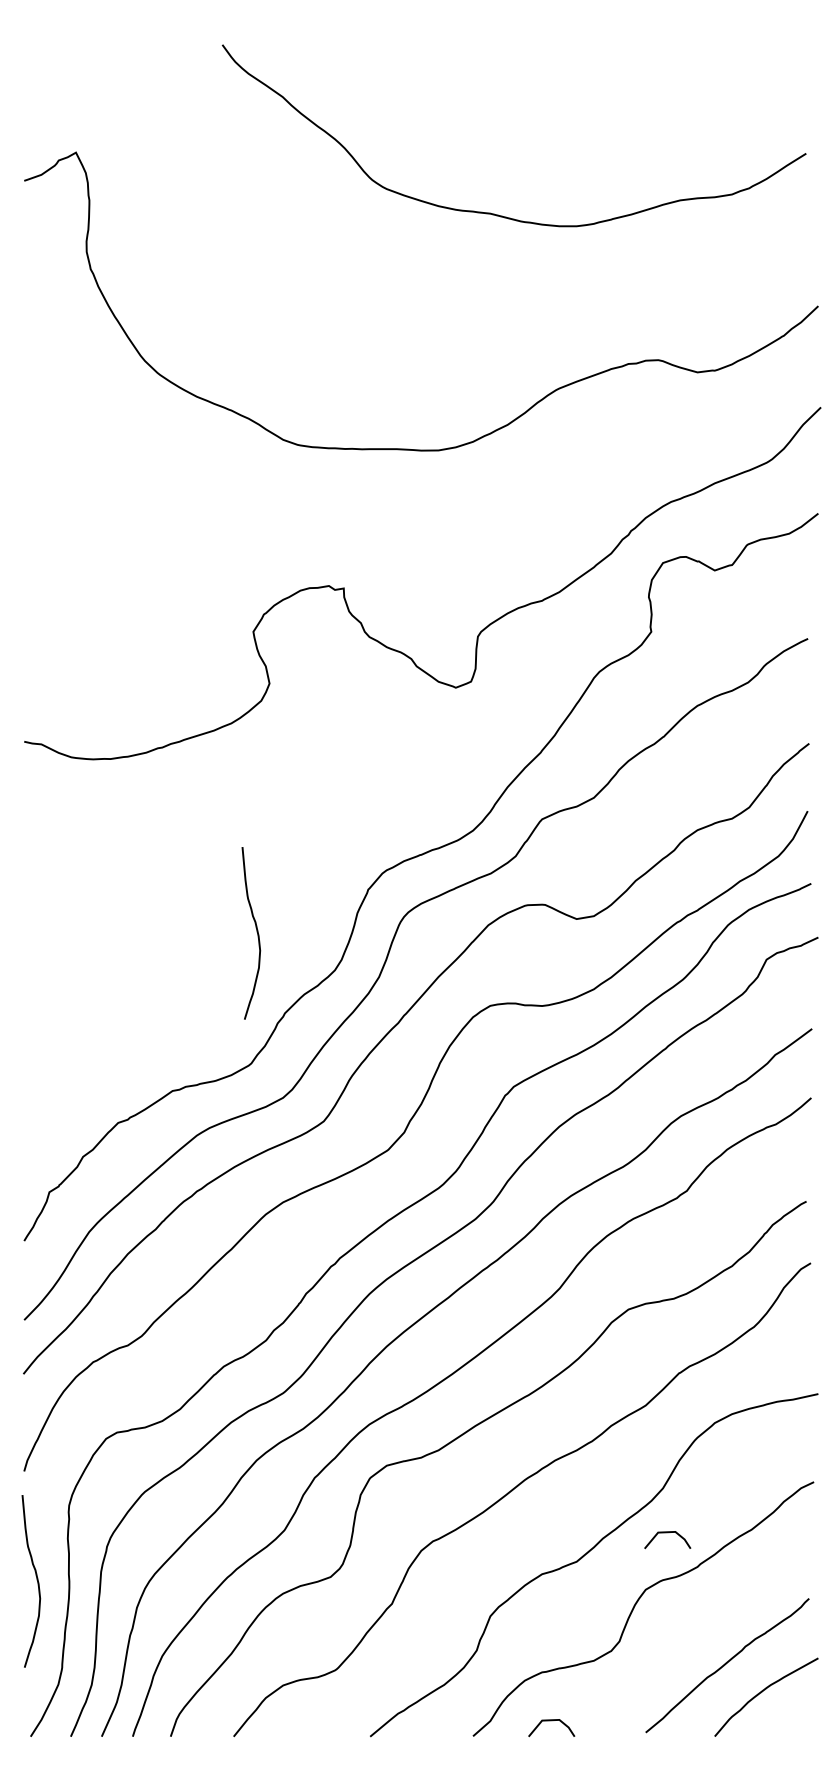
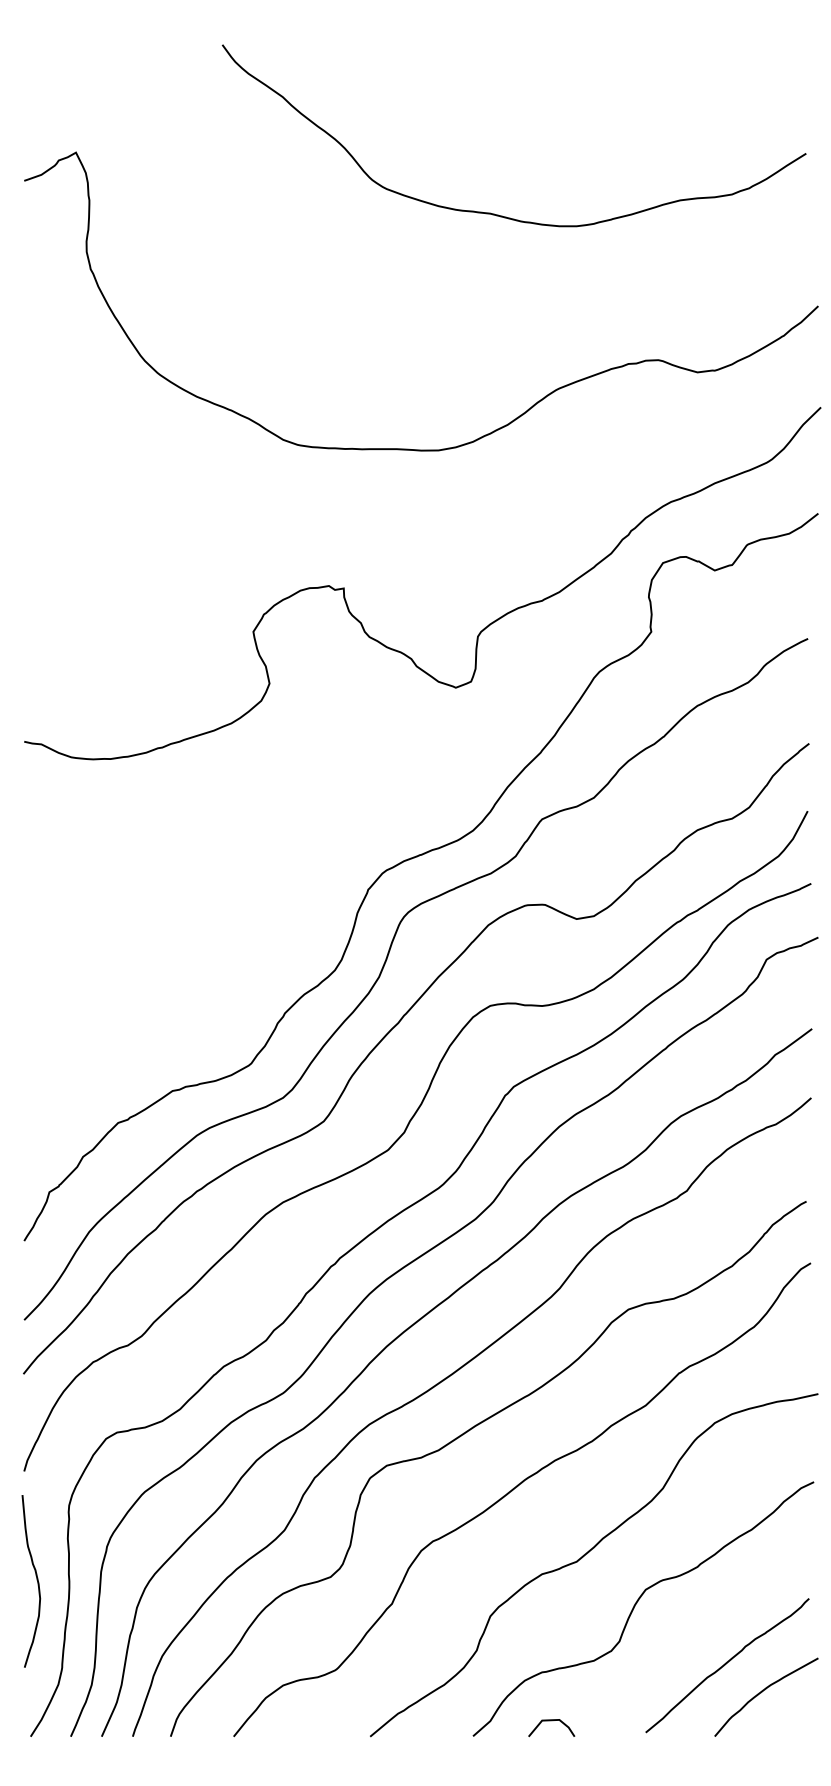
curve: present -> none (256, 932)
line: present -> none (667, 1533)
